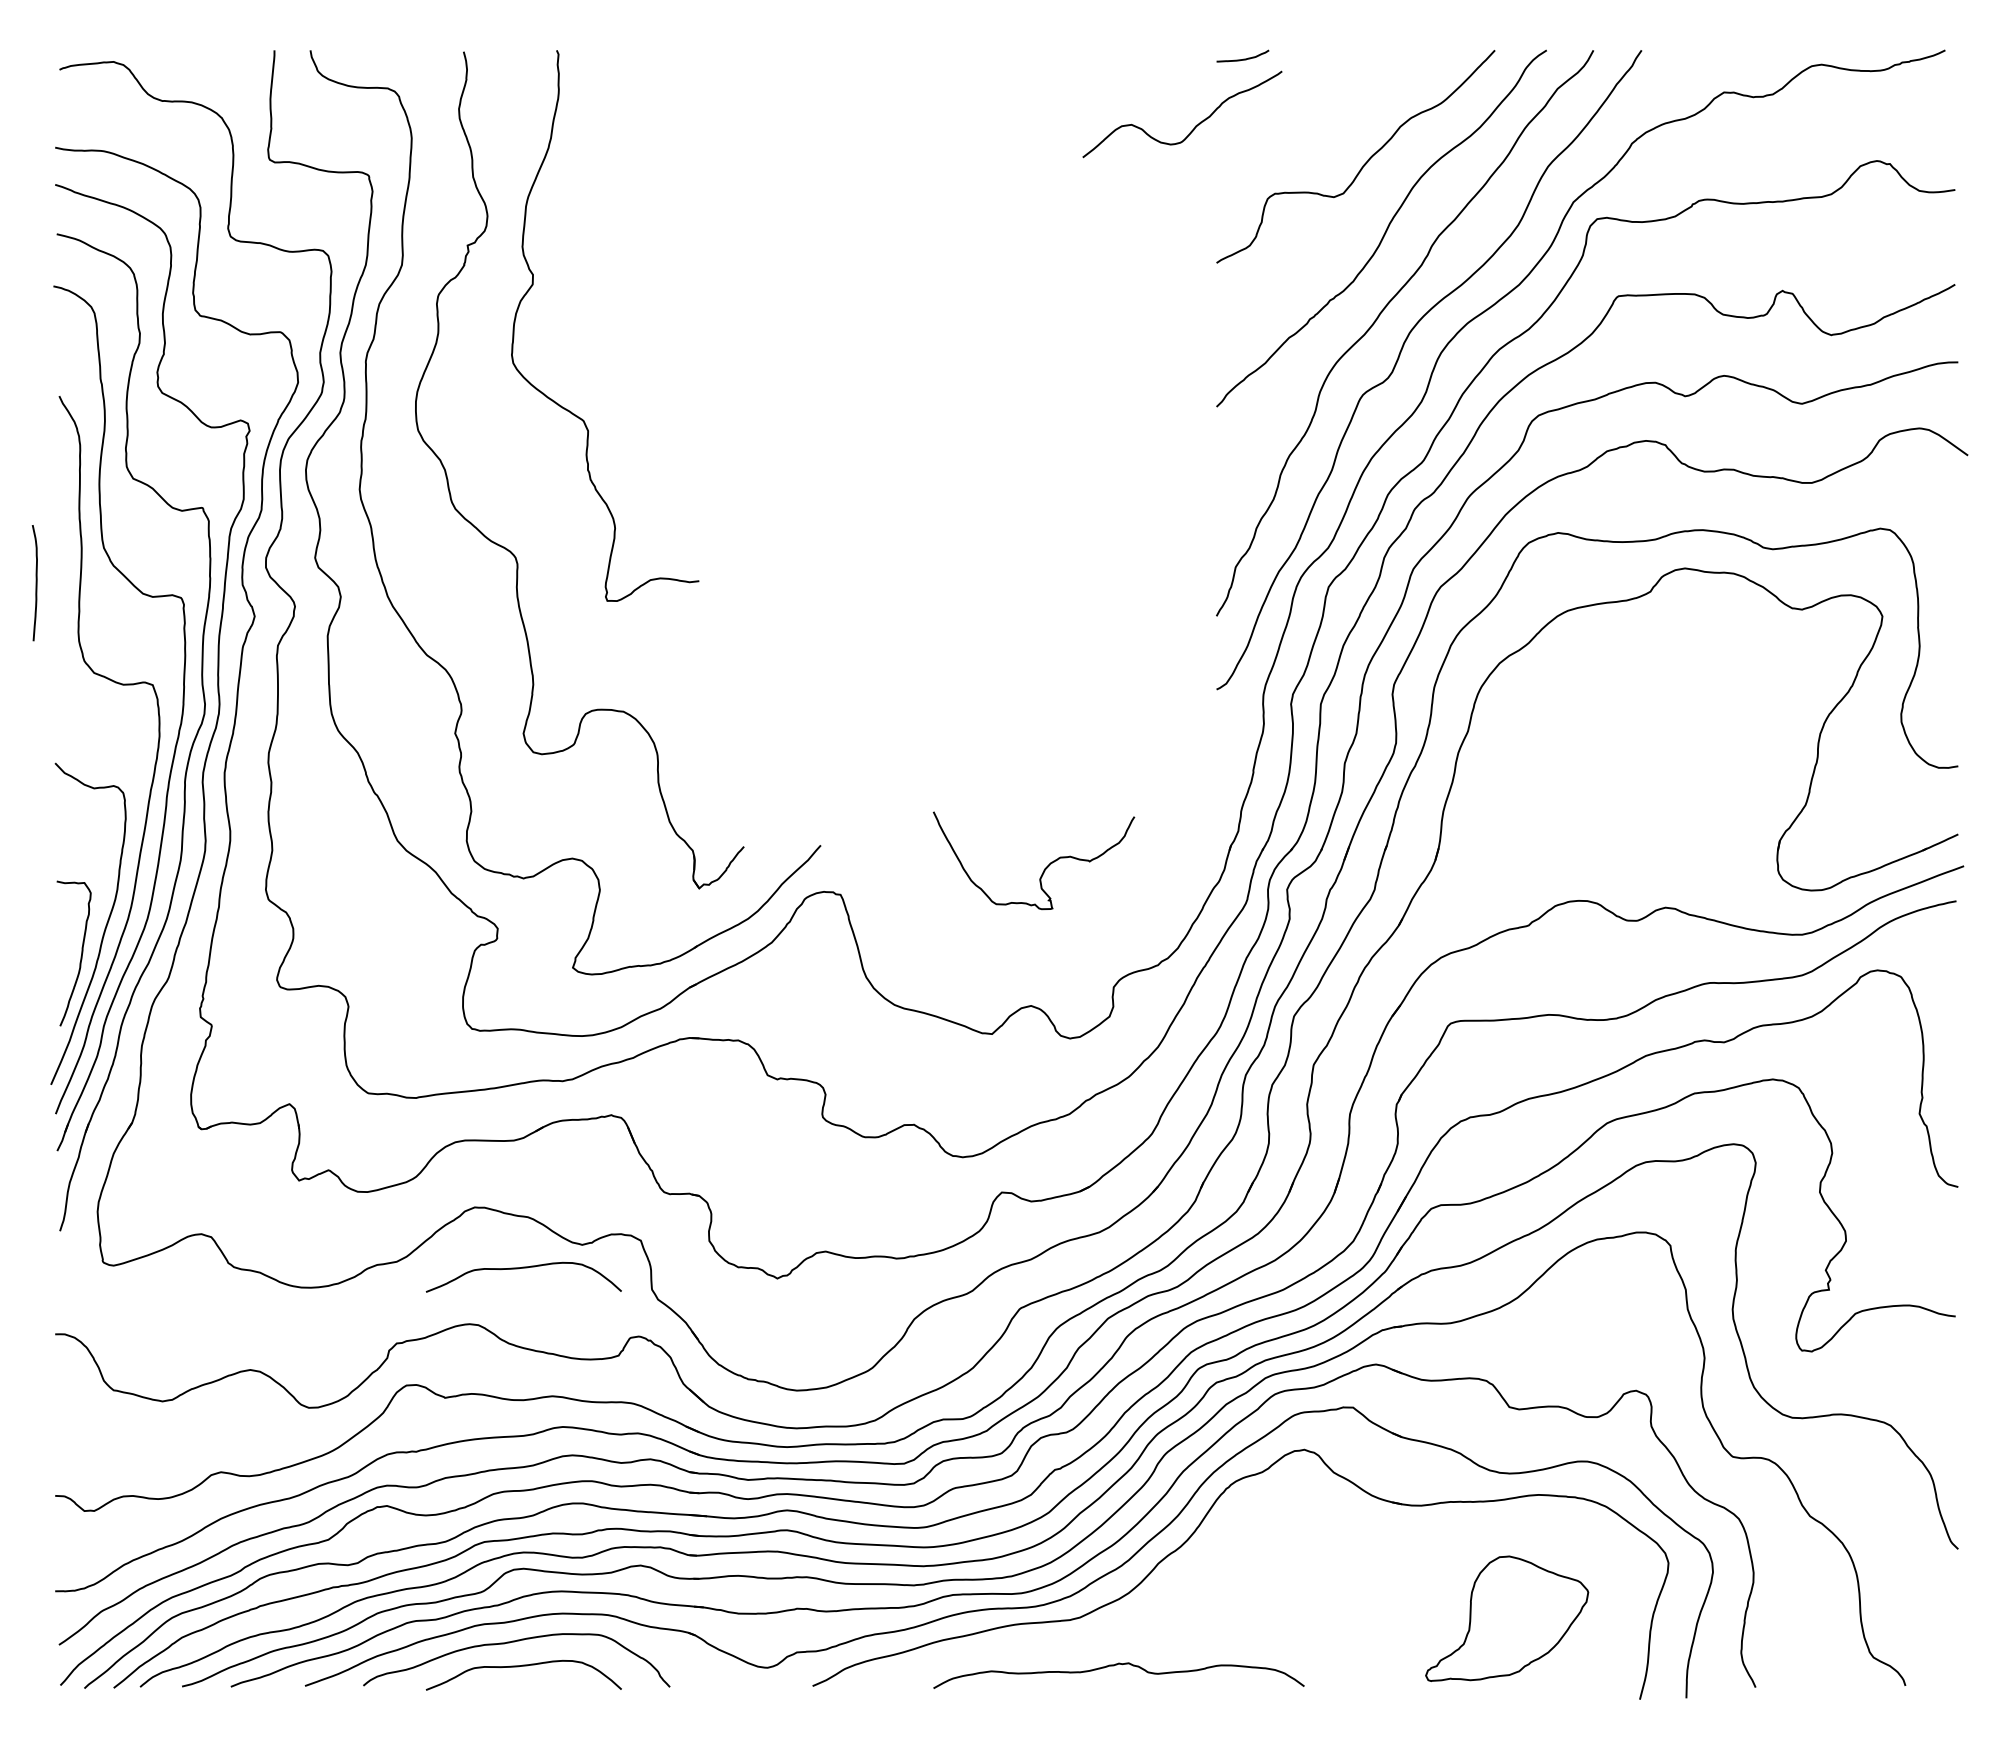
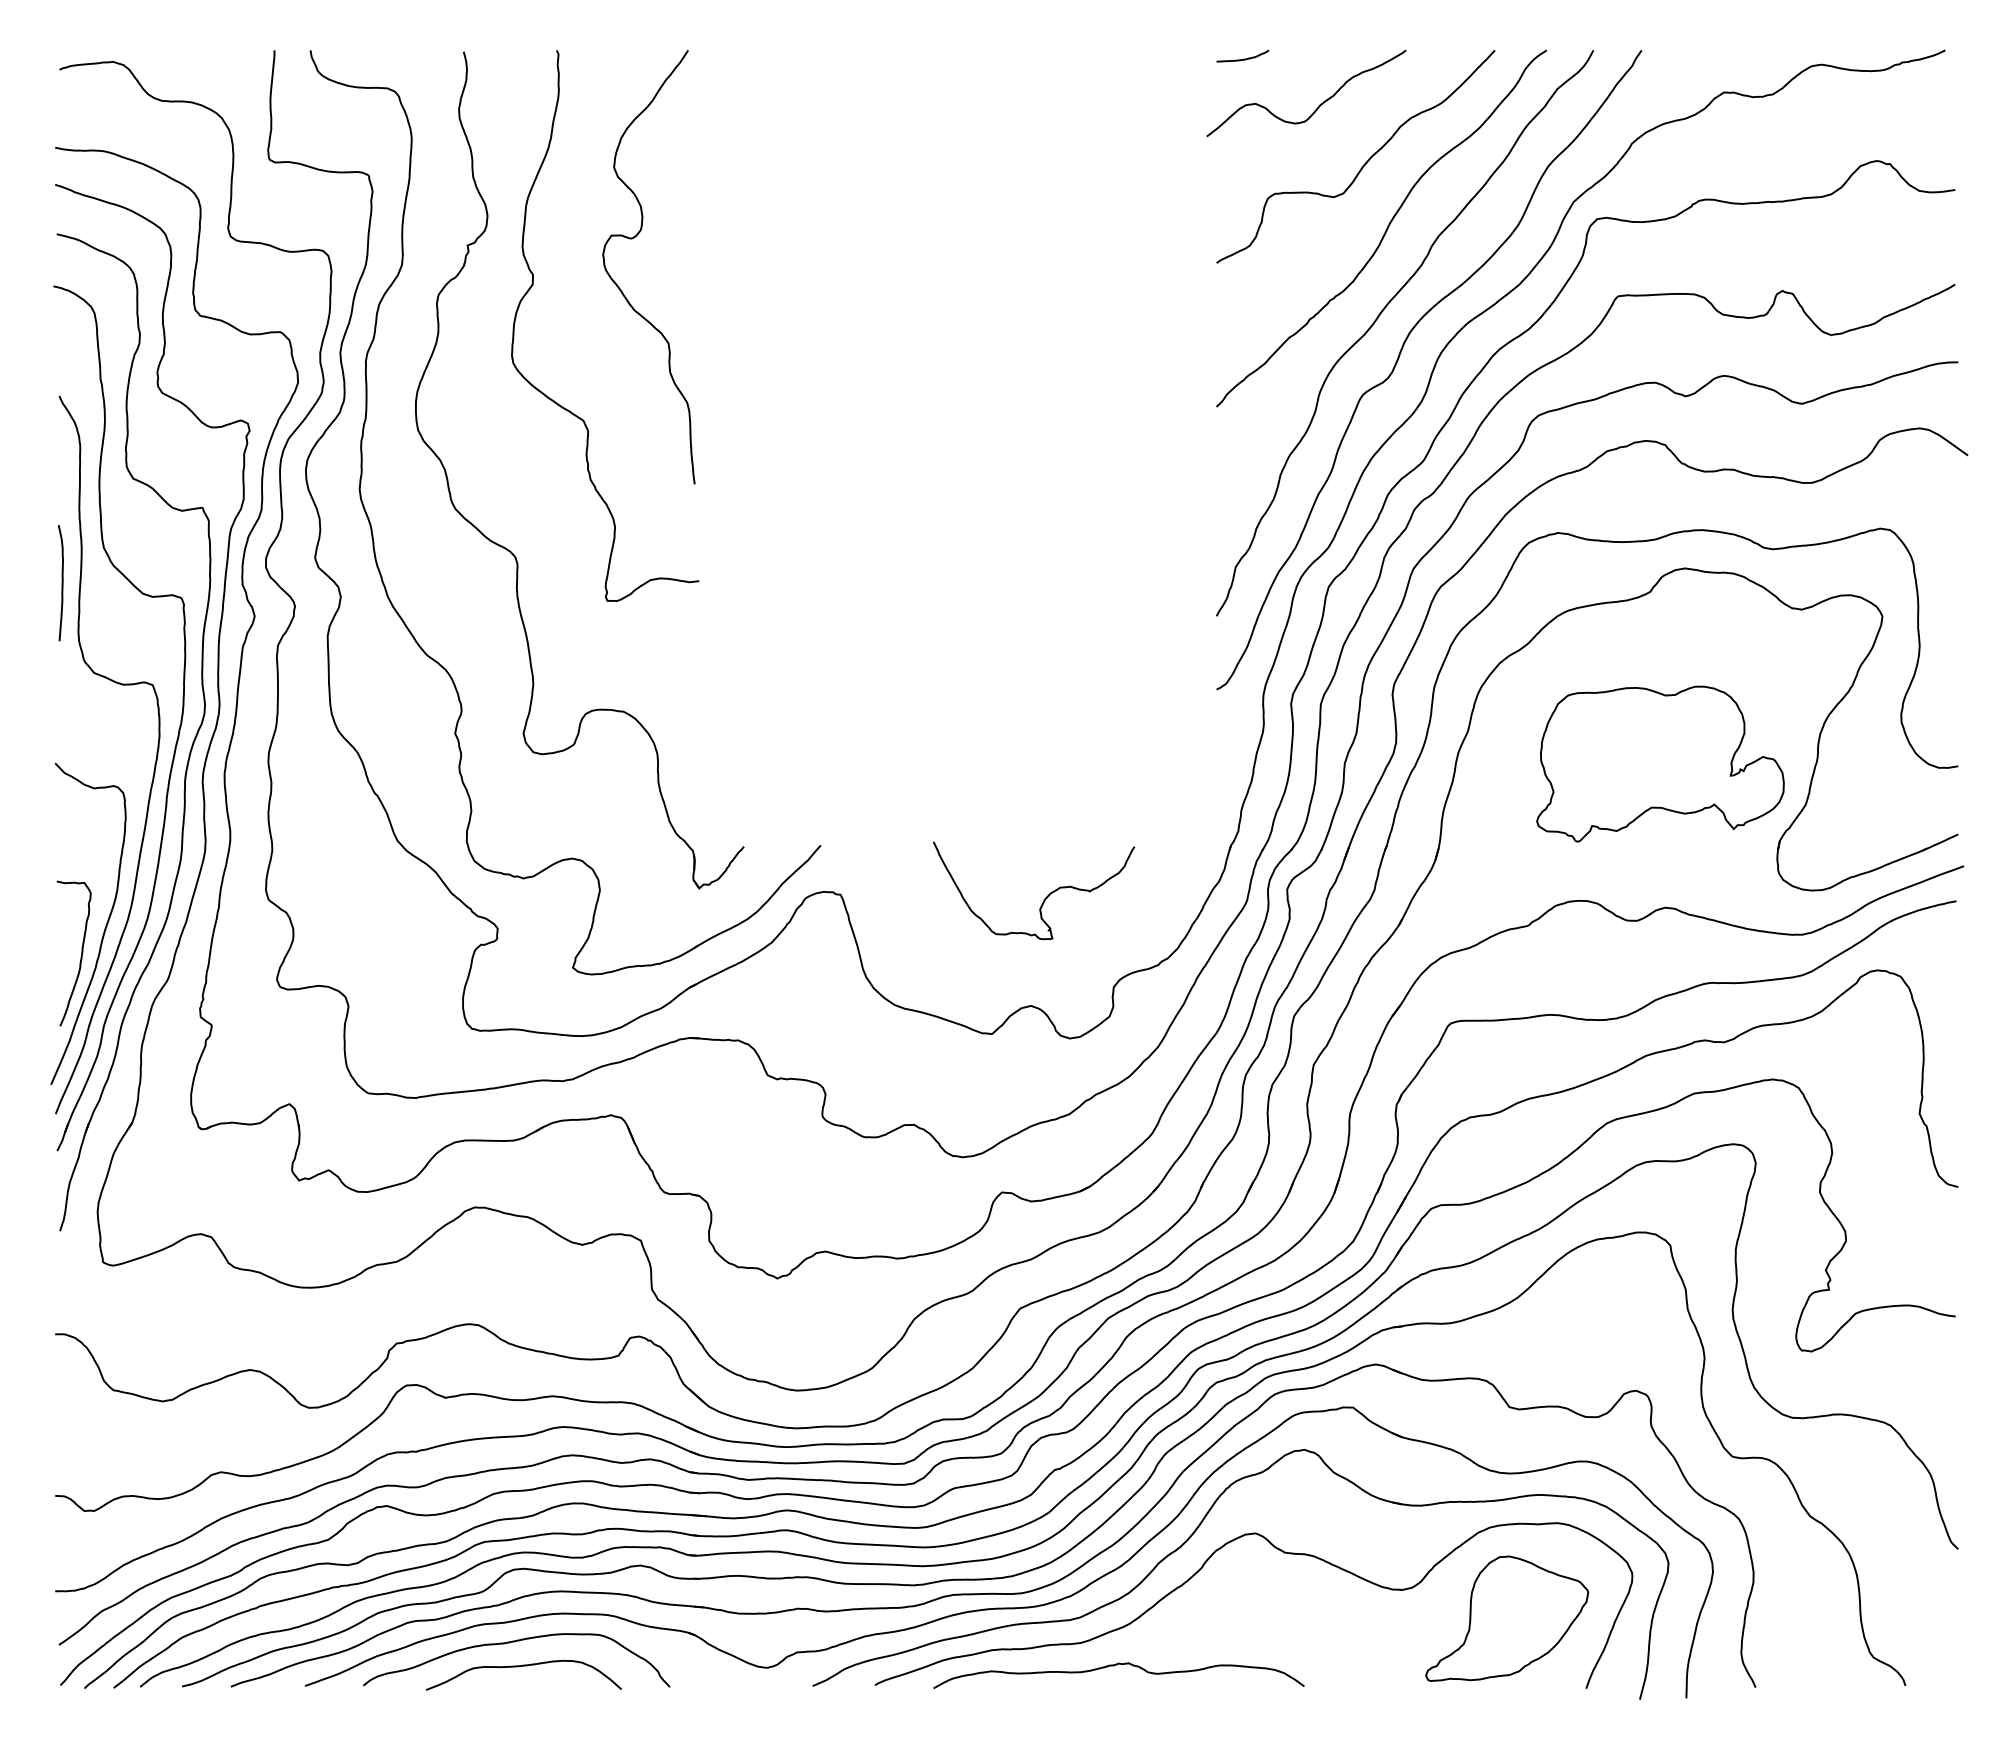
curve position: (1194, 126) -> (1318, 105) (1318, 105)
curve: none -> present (634, 238)
curve position: (35, 583) -> (61, 583) (61, 583)
part: none -> present (1660, 763)
curve position: (1044, 868) -> (1044, 898) (1044, 898)
curve: present -> none (523, 1268)
part: none -> present (1280, 1551)
